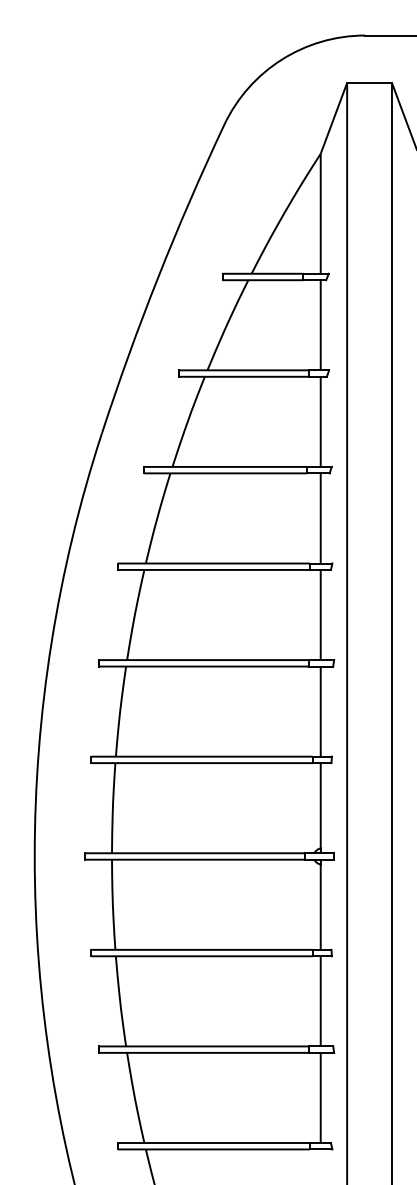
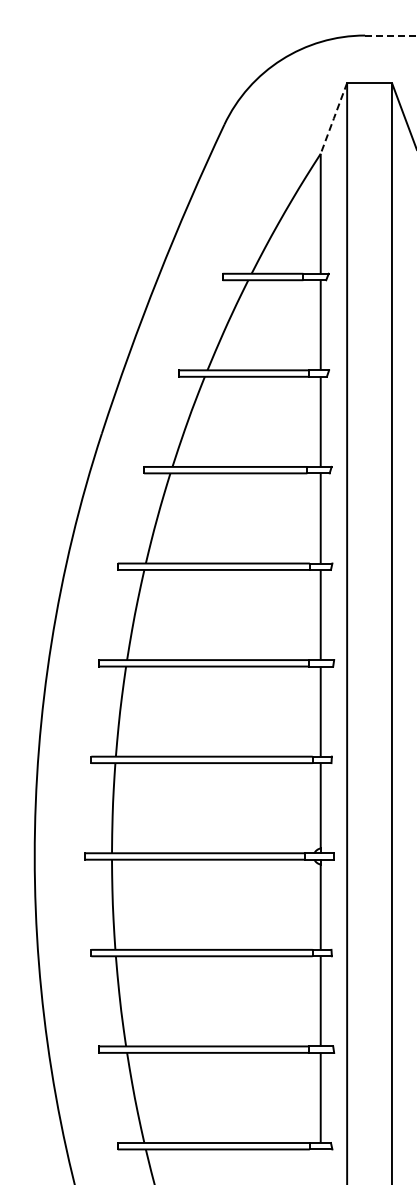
line: solid -> dashed (390, 35)
line: solid -> dashed (333, 118)
